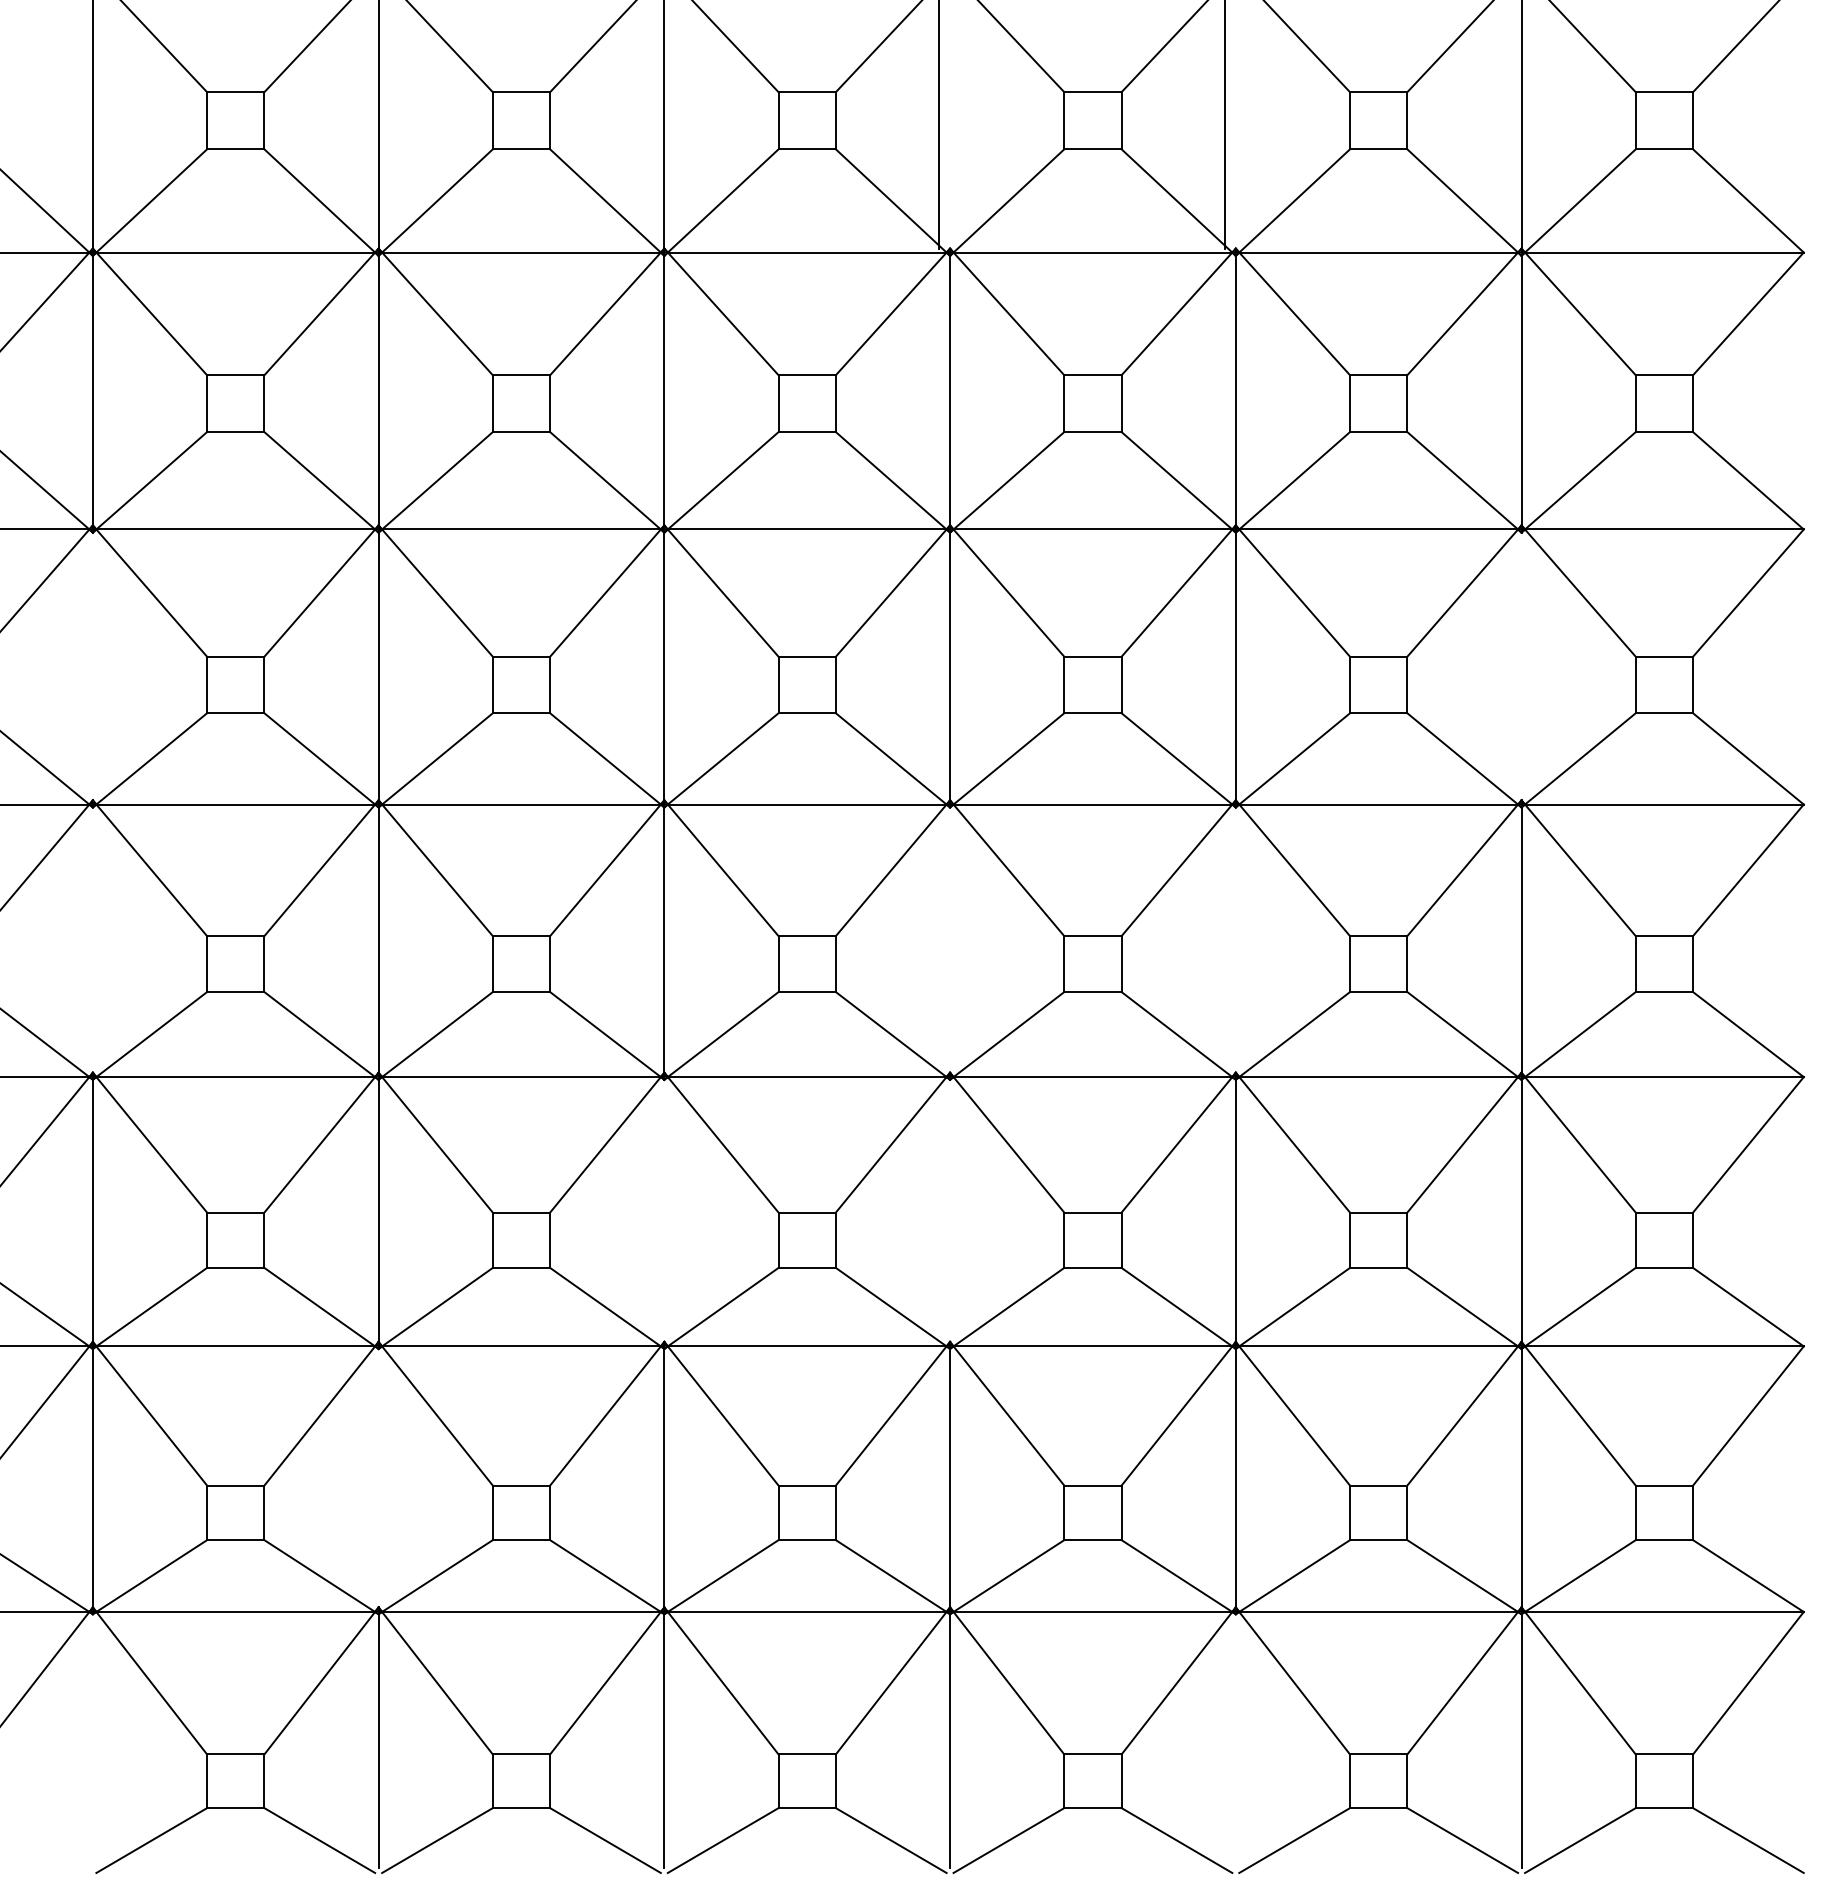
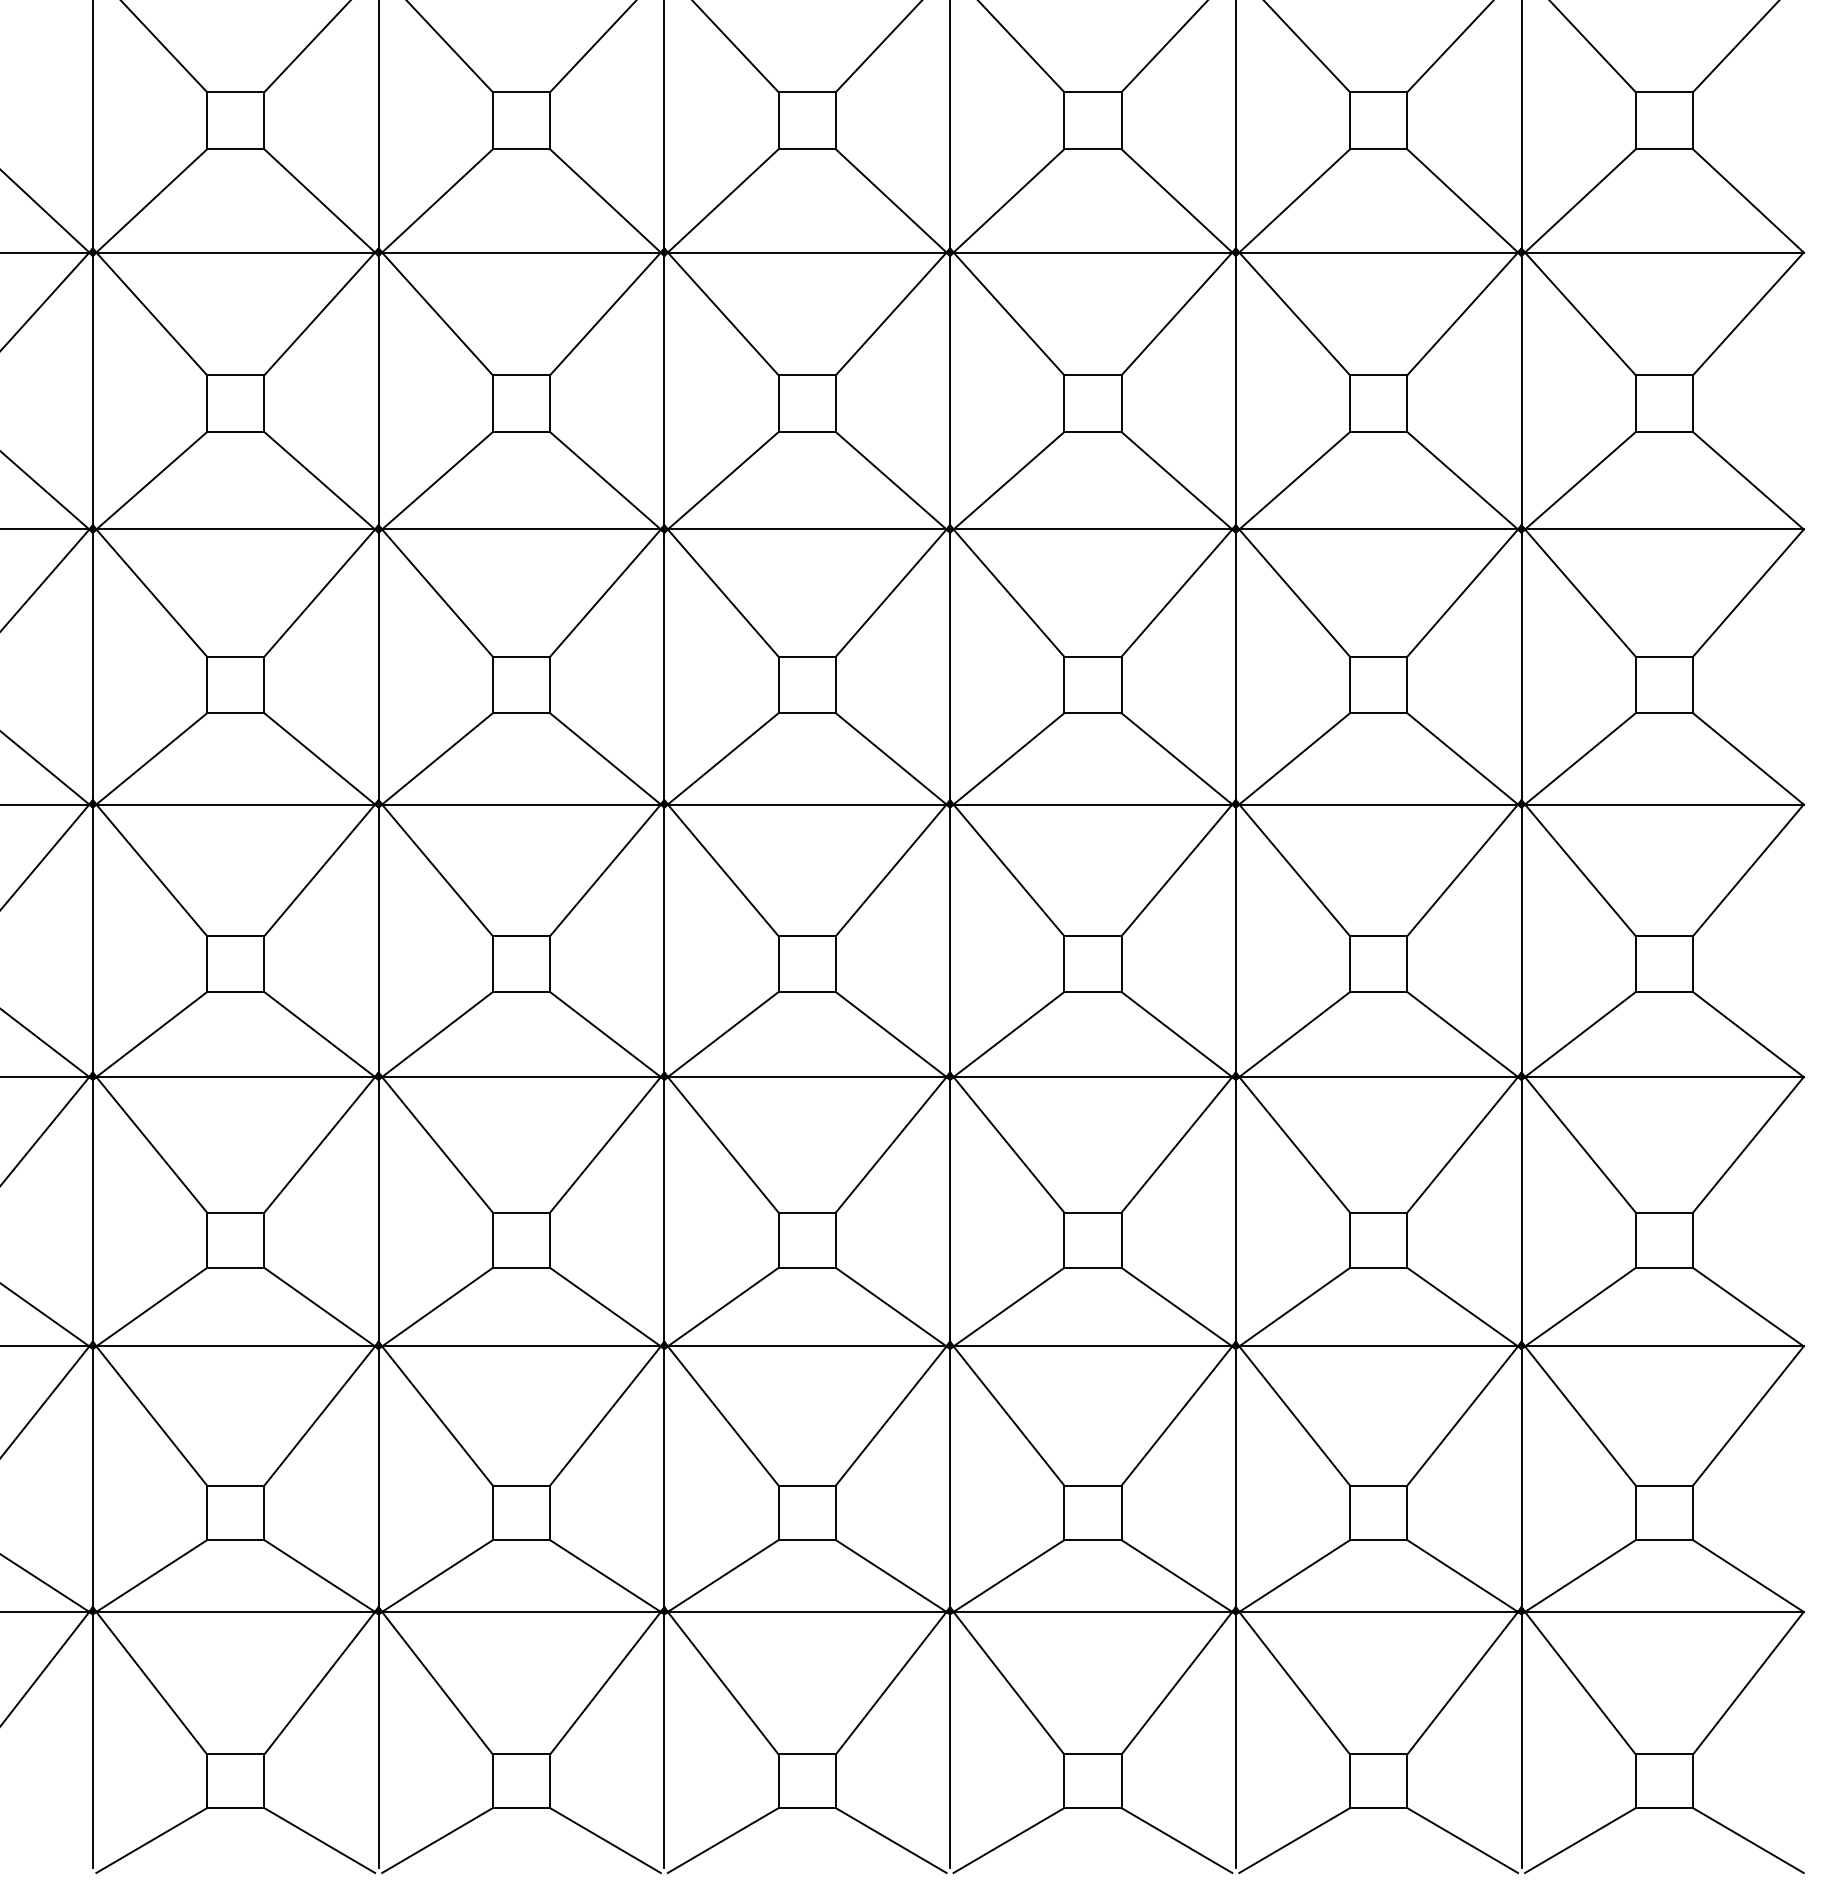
line position: (939, 125) -> (950, 125) (950, 125)
line position: (1224, 125) -> (1235, 125) (1235, 125)
line: none -> present (92, 666)
line: none -> present (1521, 666)
line: none -> present (92, 939)
line: none -> present (950, 939)
line: none -> present (1235, 939)
line: none -> present (664, 1210)
line: none -> present (950, 1210)
line: none -> present (378, 1478)
line: none -> present (92, 1741)
line: none -> present (1235, 1741)
